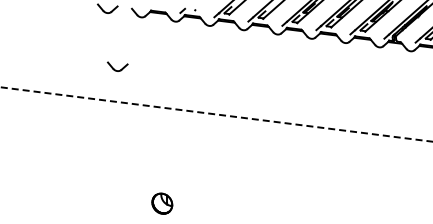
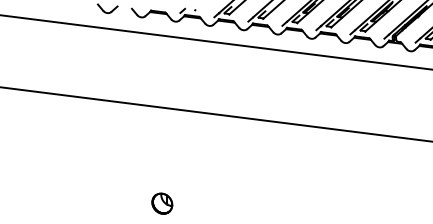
line: none -> present (215, 42)
part: present -> none (117, 66)
line: dashed -> solid (216, 114)
